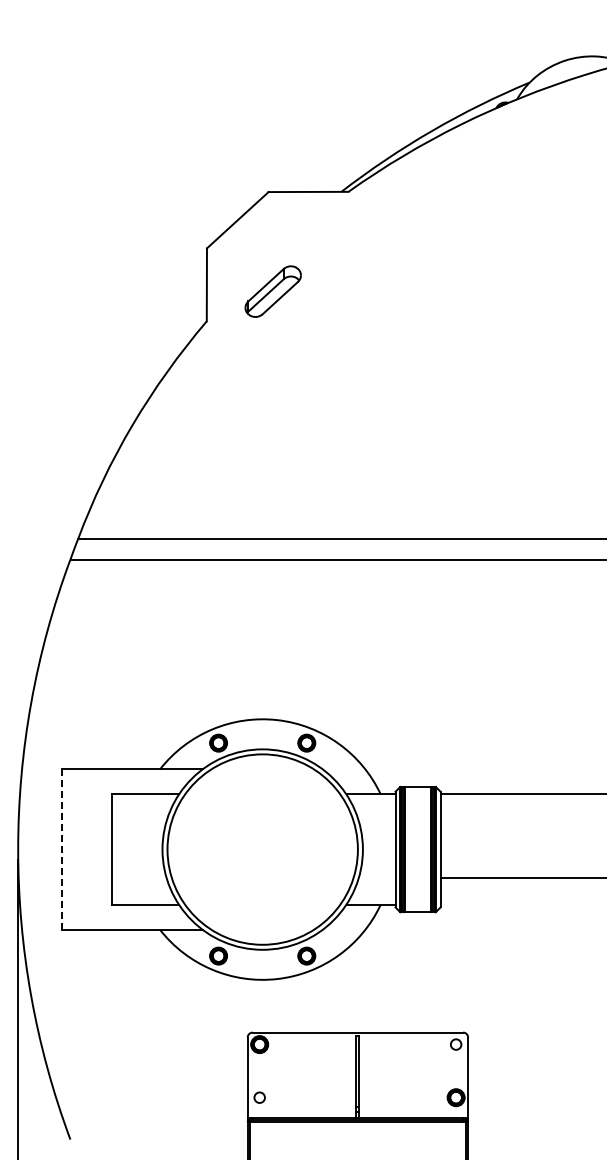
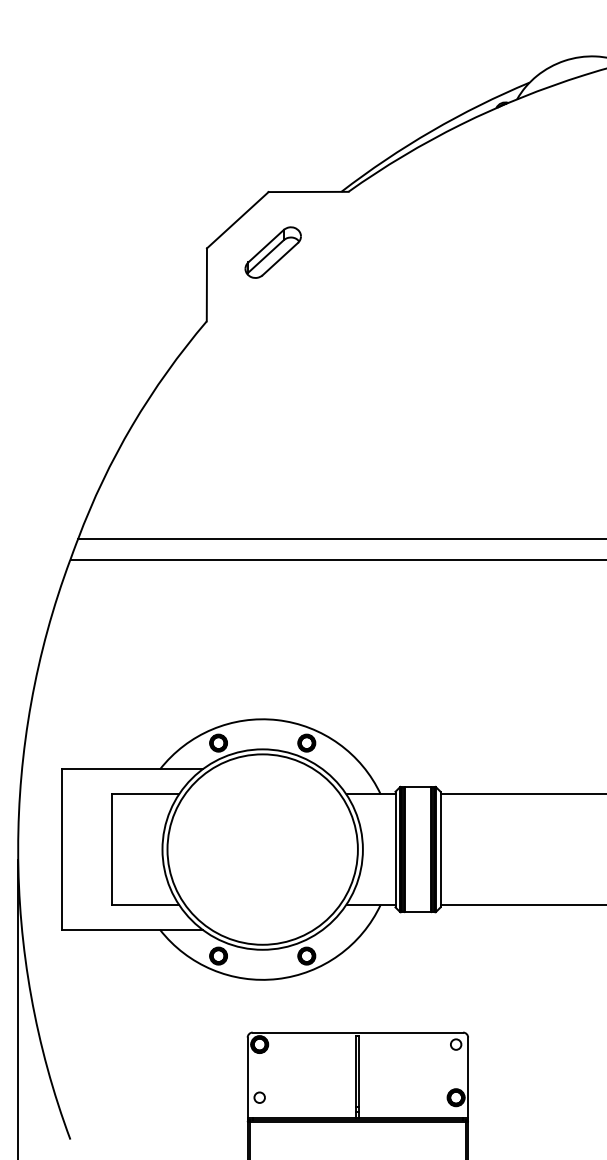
part position: (272, 291) -> (272, 252) (272, 252)
line: dashed -> solid (62, 849)
line position: (521, 877) -> (521, 904) (521, 904)
